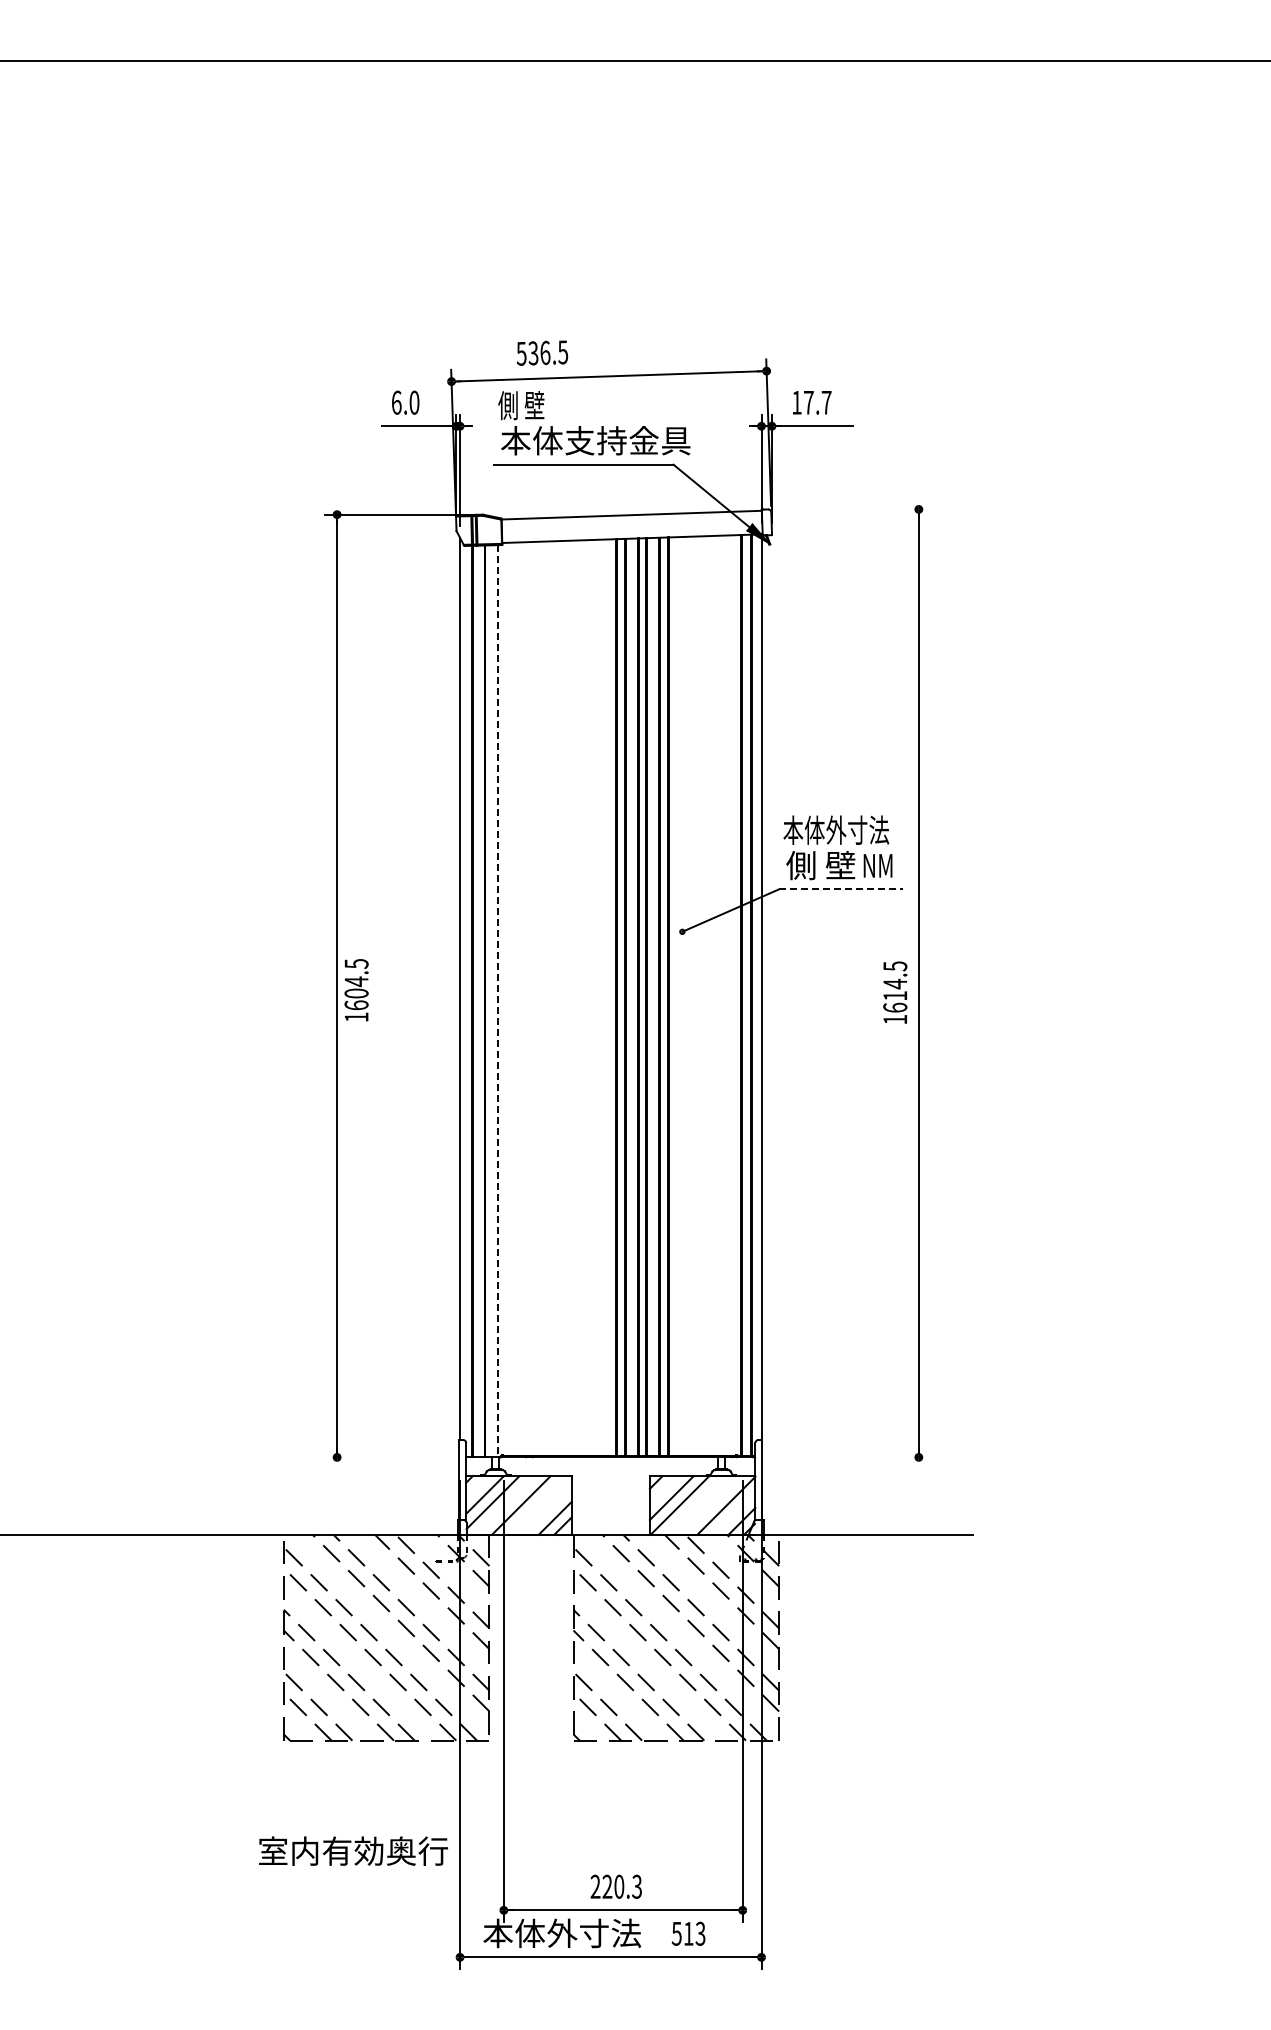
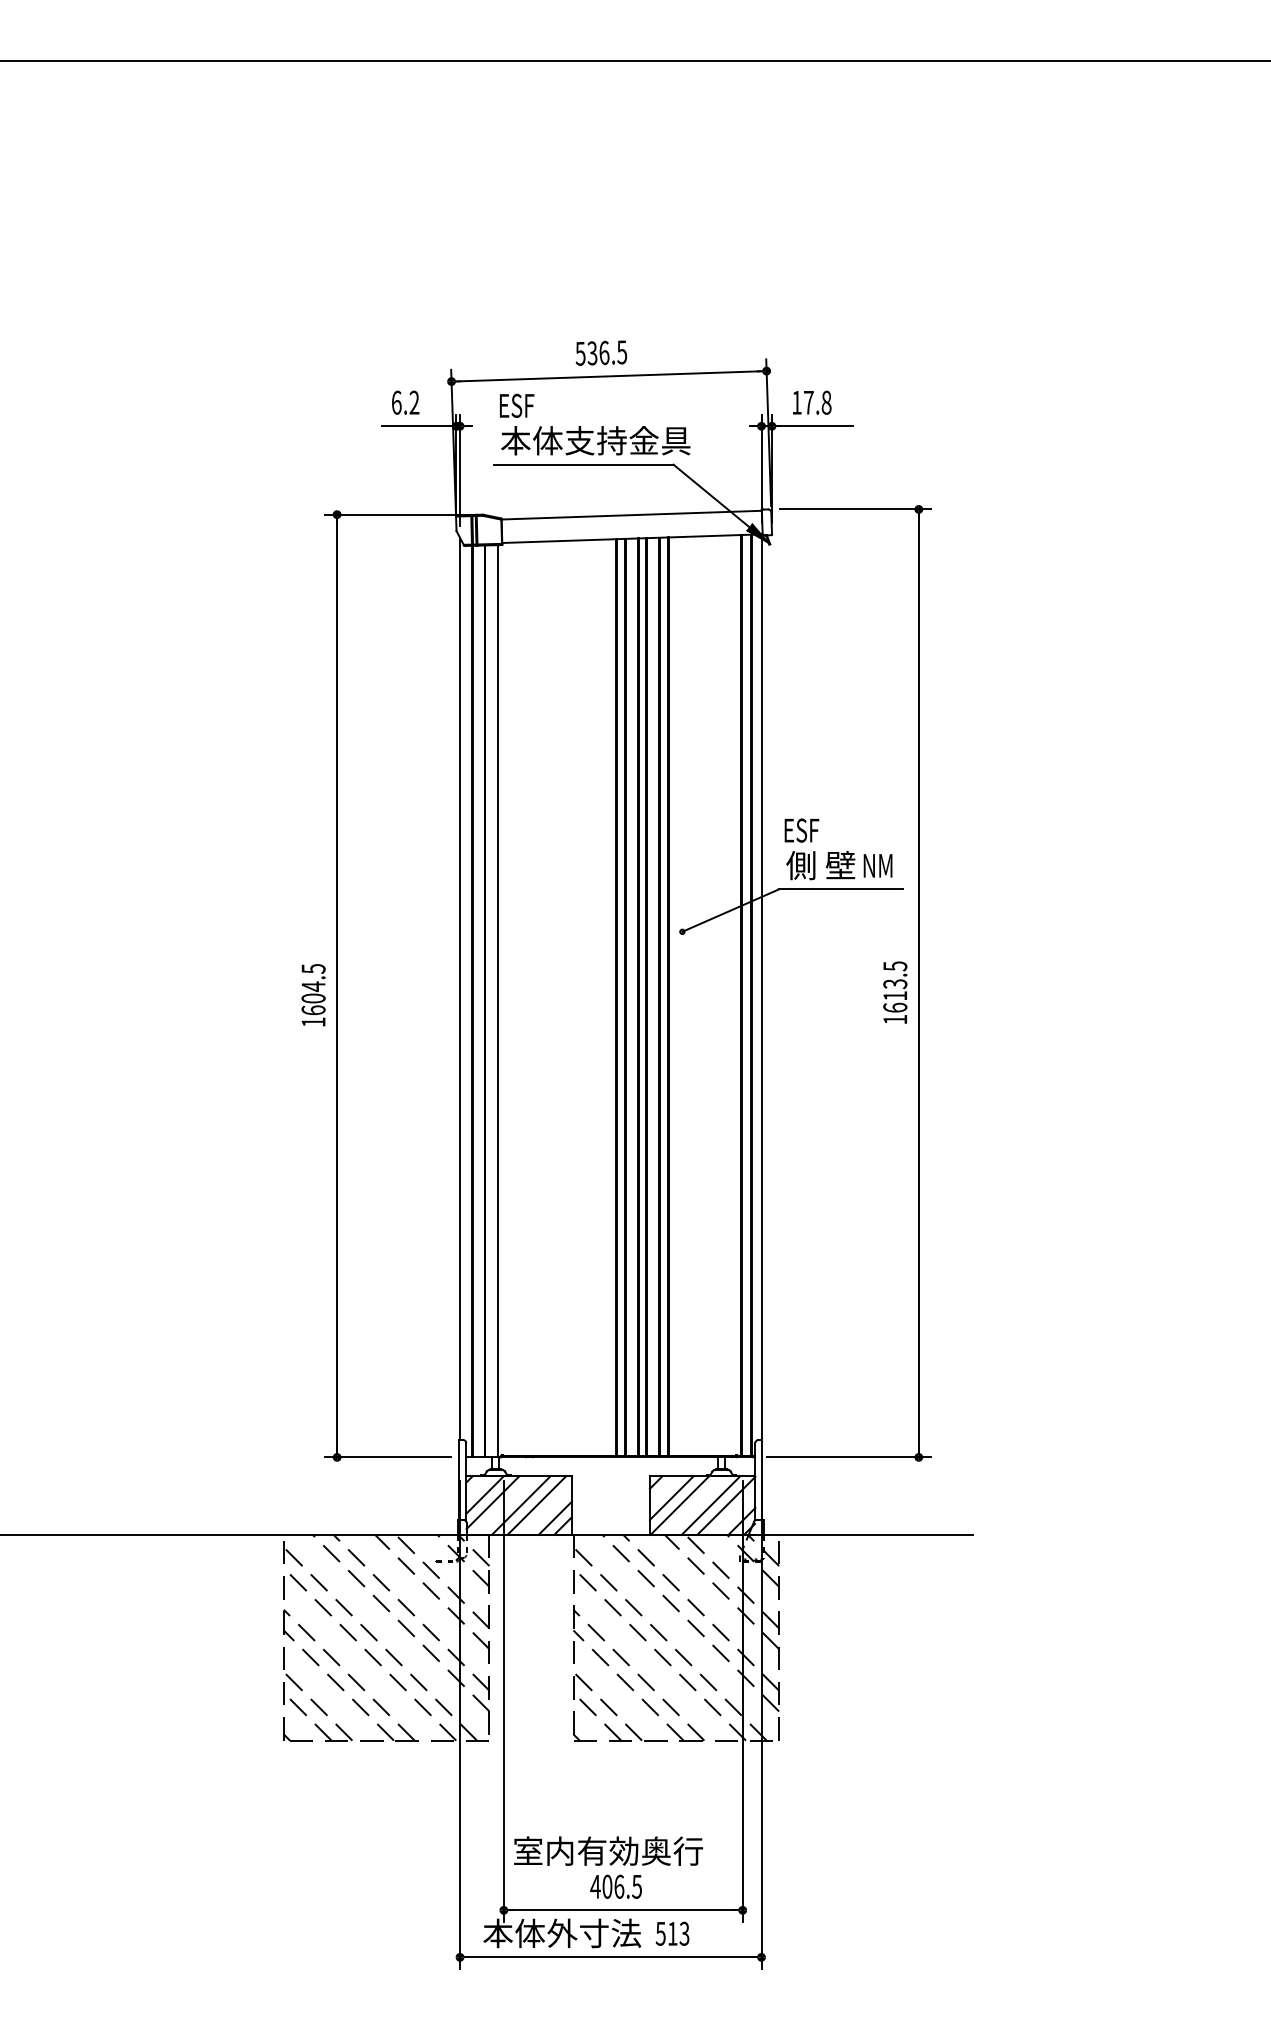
text position: (542, 352) -> (601, 352) (601, 352)
text: 6.0 -> 6.2 (414, 402)
text: 17.7 -> 17.8 (826, 402)
text: 側 壁 -> ESF (521, 405)
line: none -> present (855, 509)
text: 本体外寸法 -> ESF (836, 829)
line: dashed -> solid (841, 889)
text: 1614.5 -> 1613.5 (895, 983)
text position: (356, 990) -> (313, 995) (313, 995)
line: dashed -> solid (498, 1001)
line: none -> present (388, 1457)
line: none -> present (848, 1457)
line: none -> present (536, 1505)
line: none -> present (710, 1505)
text position: (353, 1850) -> (608, 1850) (608, 1850)
text: 220.3 -> 406.5 (615, 1886)
text position: (688, 1933) -> (672, 1933) (672, 1933)
